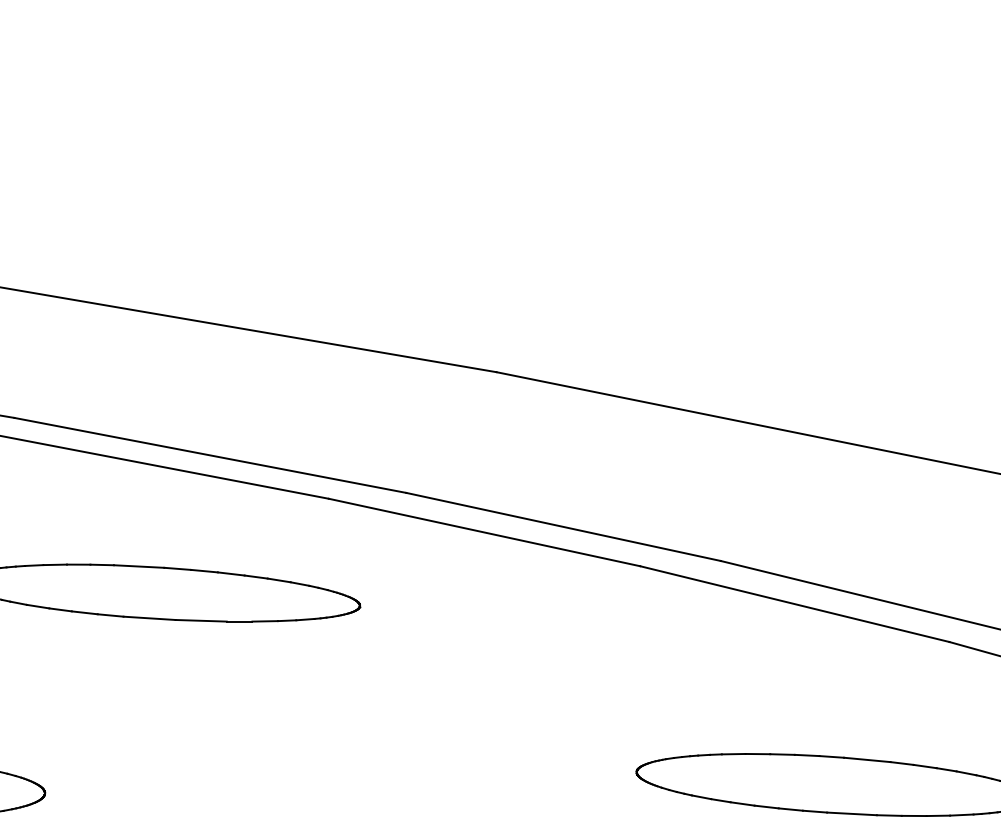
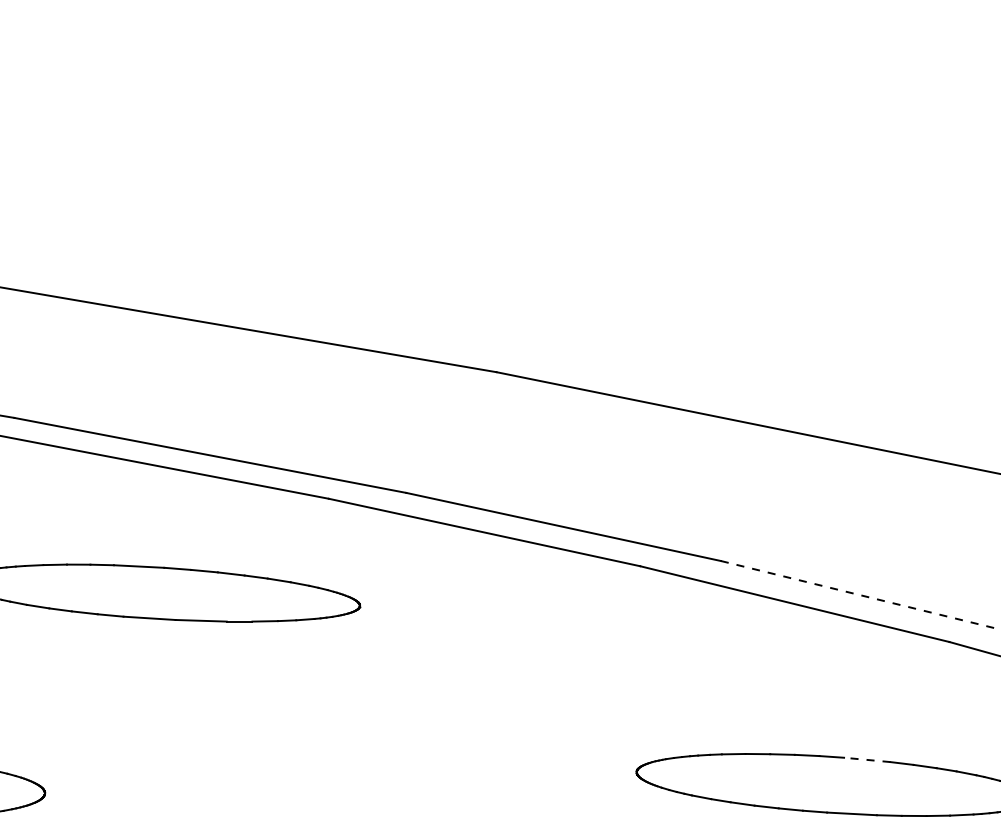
line: solid -> dashed (860, 595)
line: solid -> dashed (866, 759)
